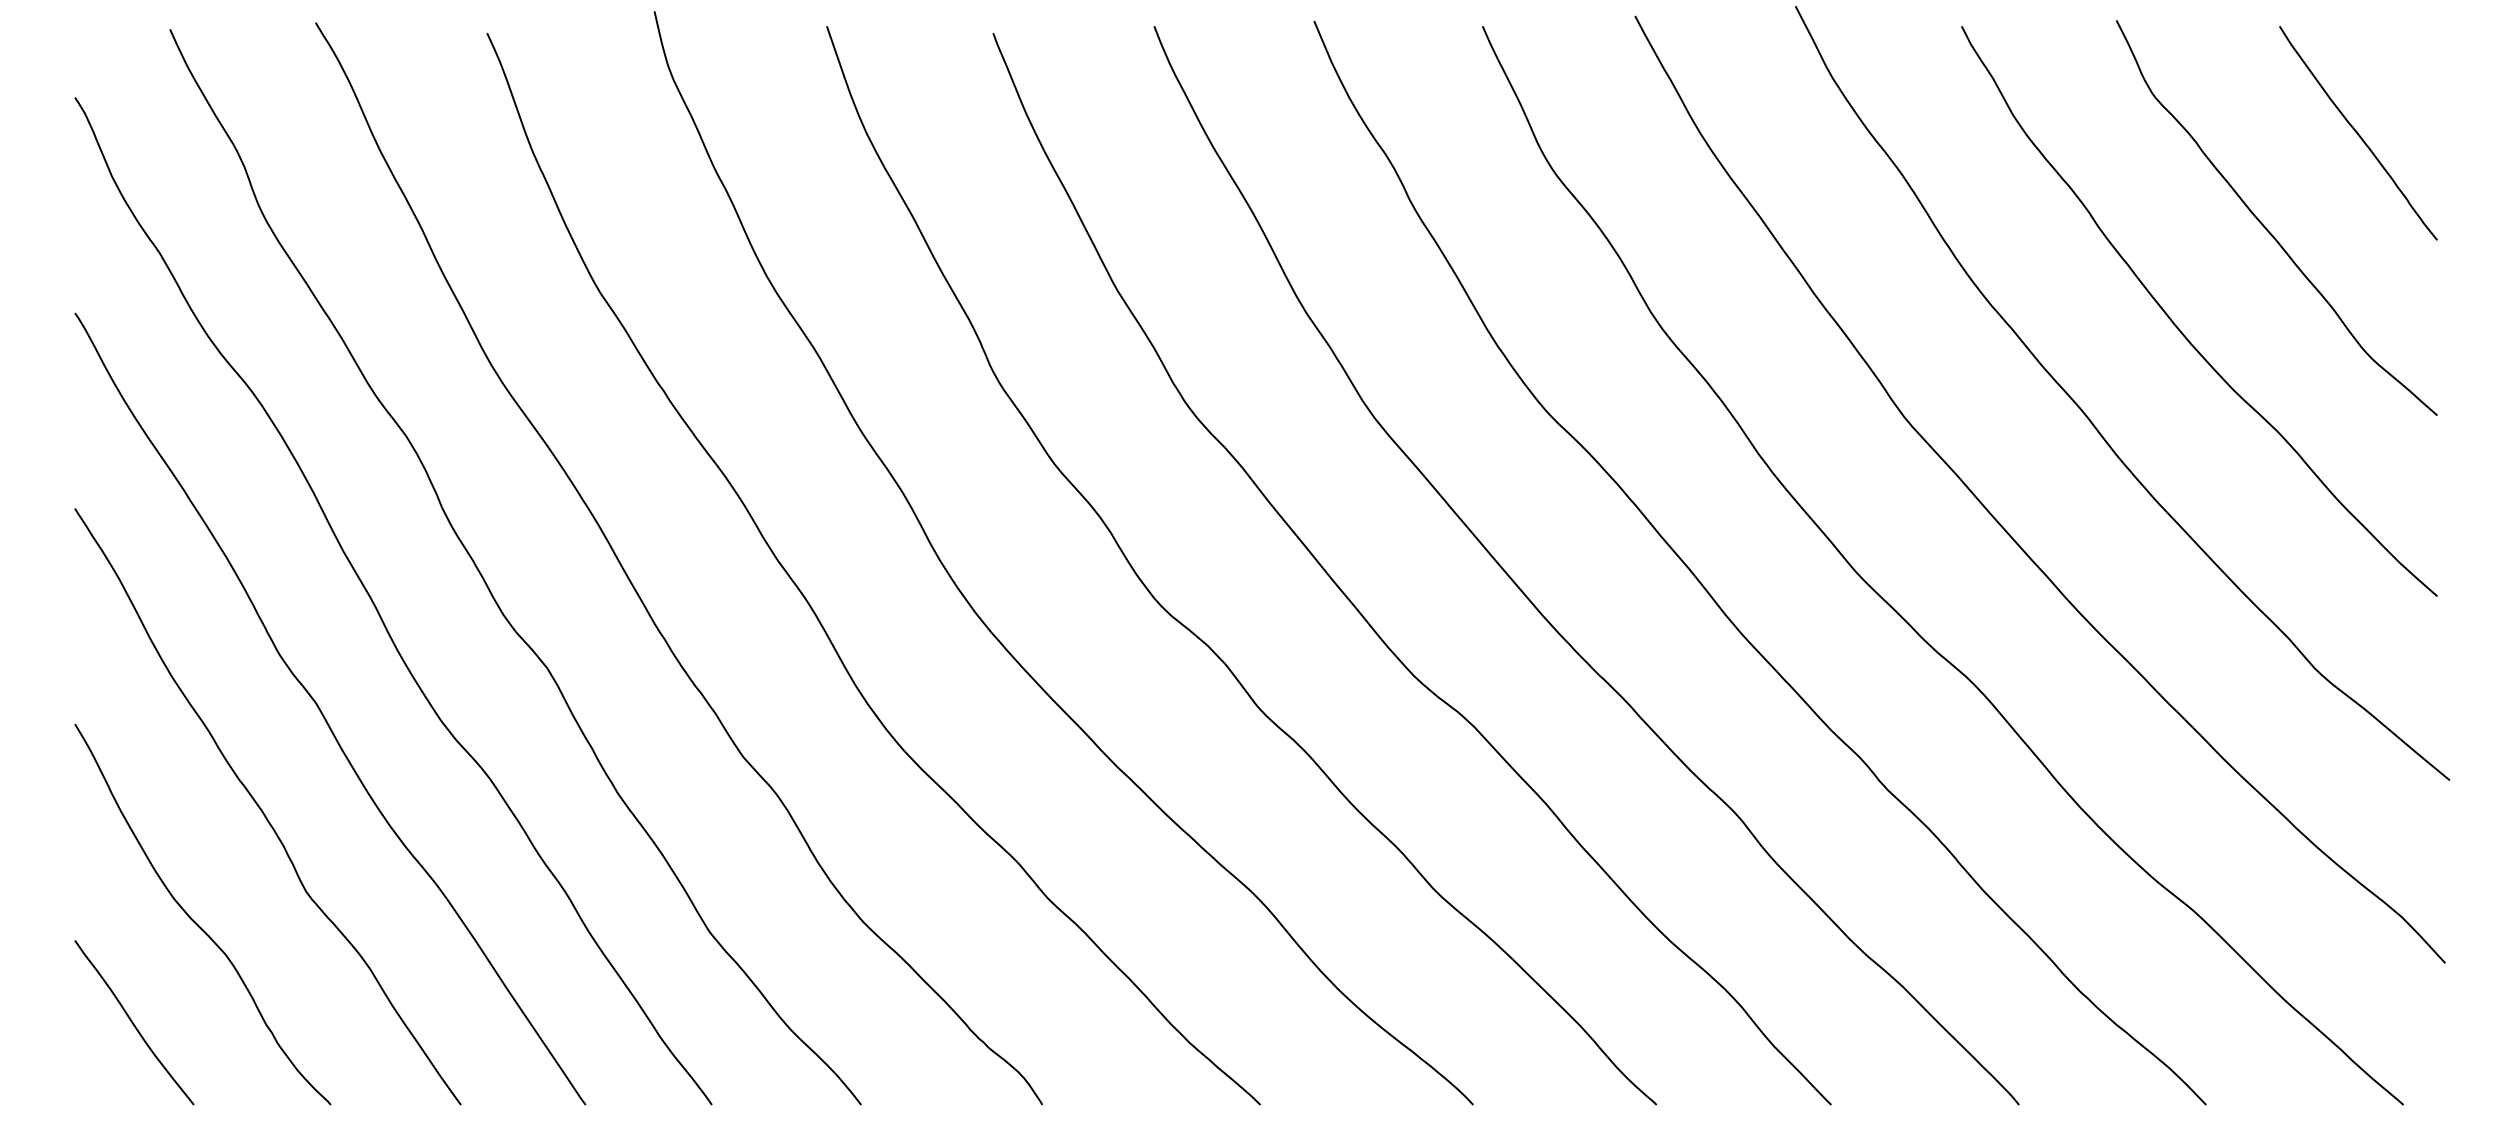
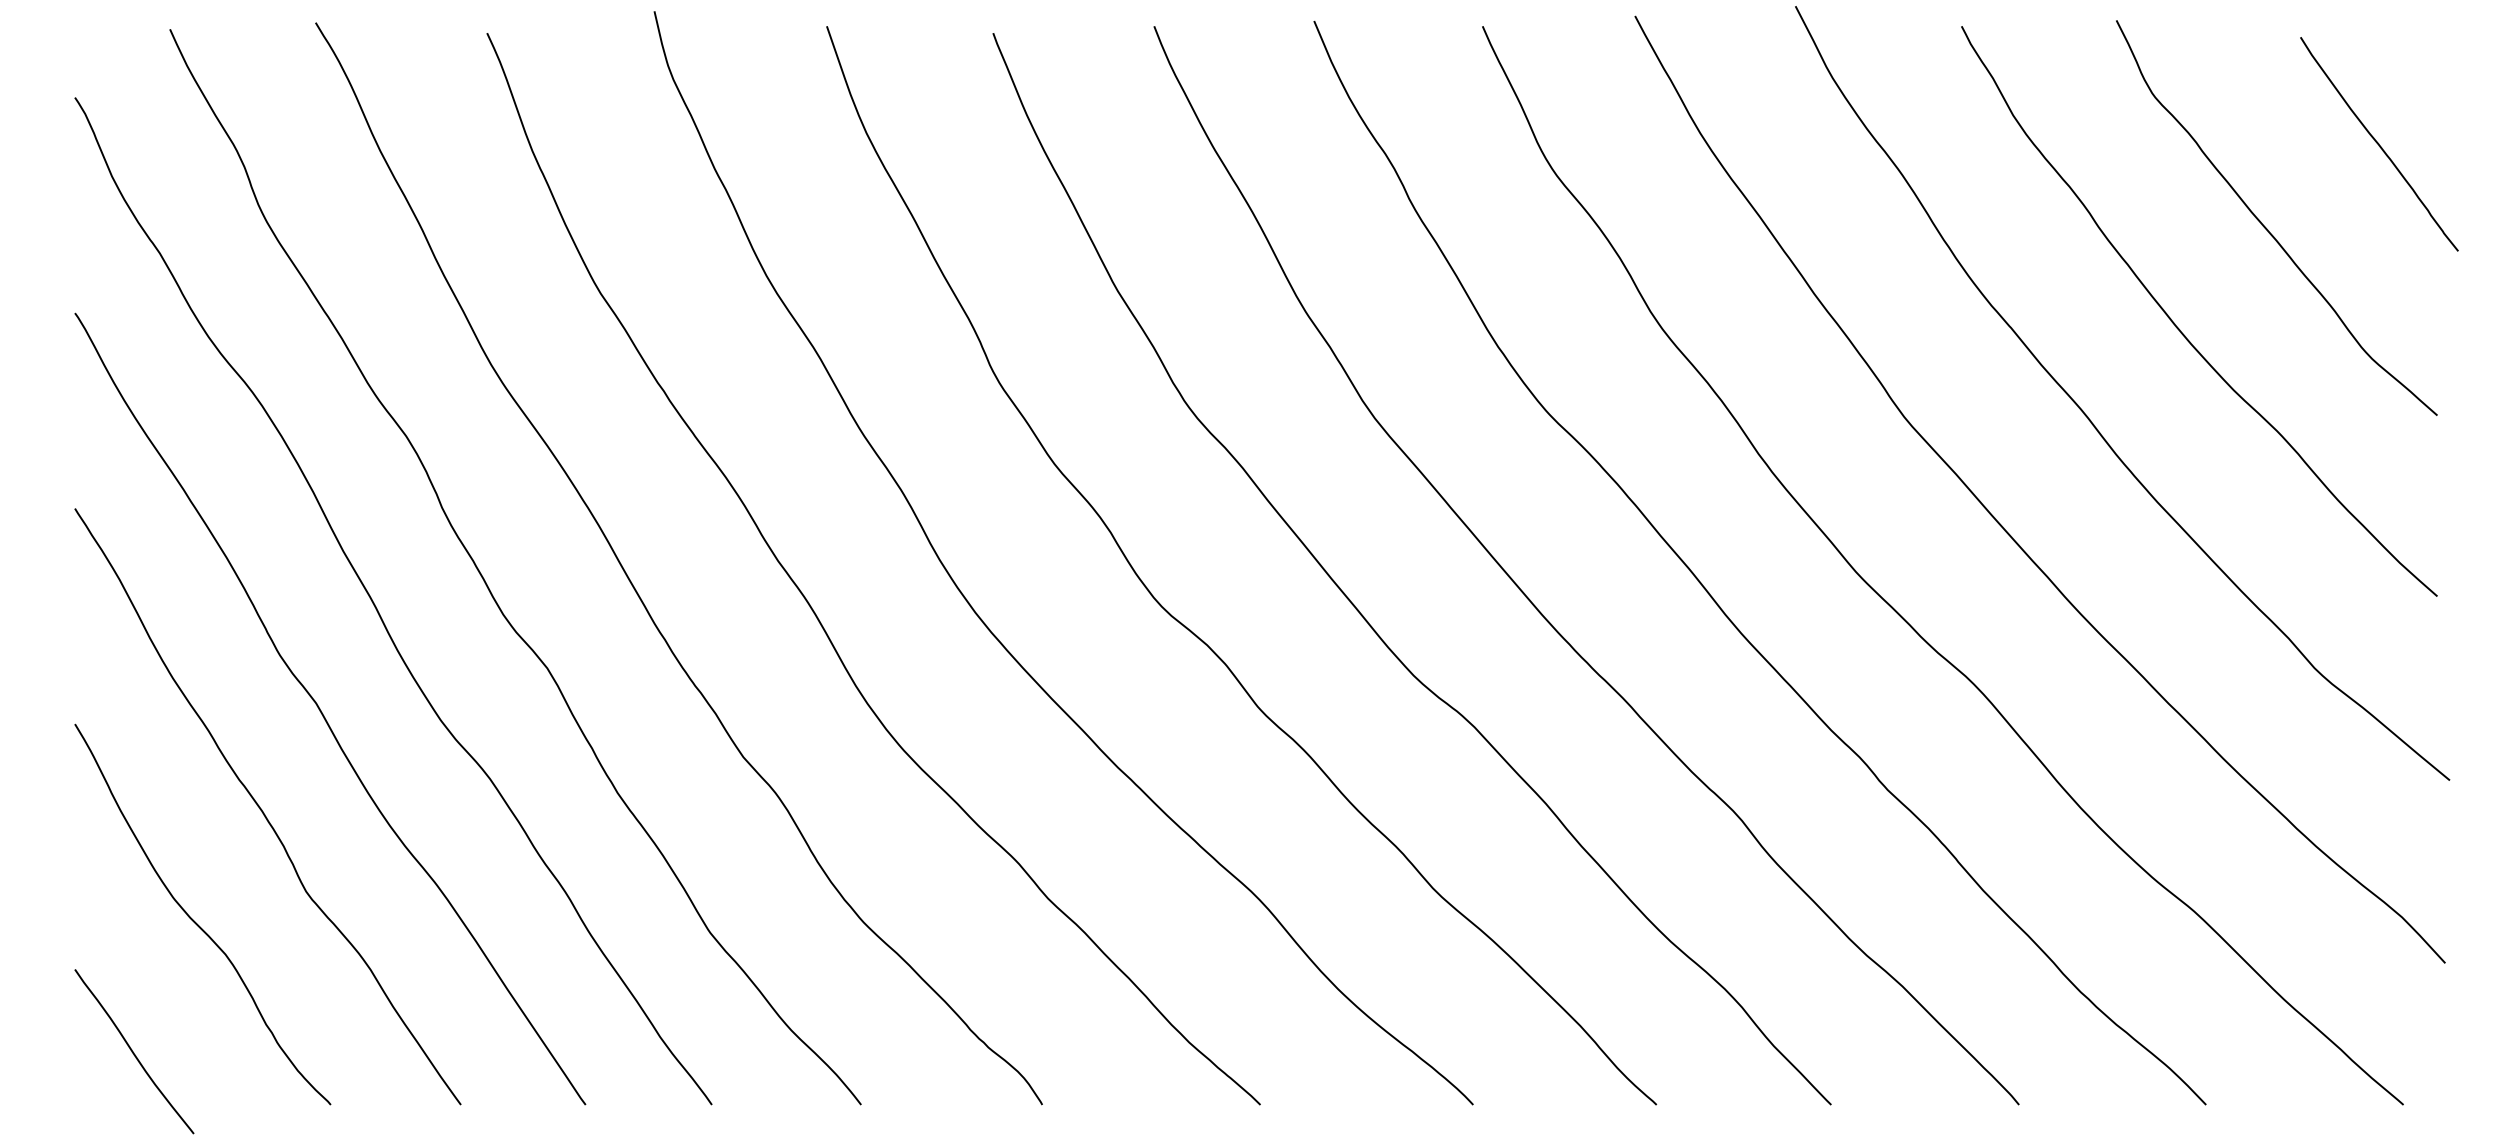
curve position: (2358, 133) -> (2379, 144) (2379, 144)
curve position: (133, 1022) -> (133, 1051) (133, 1051)
